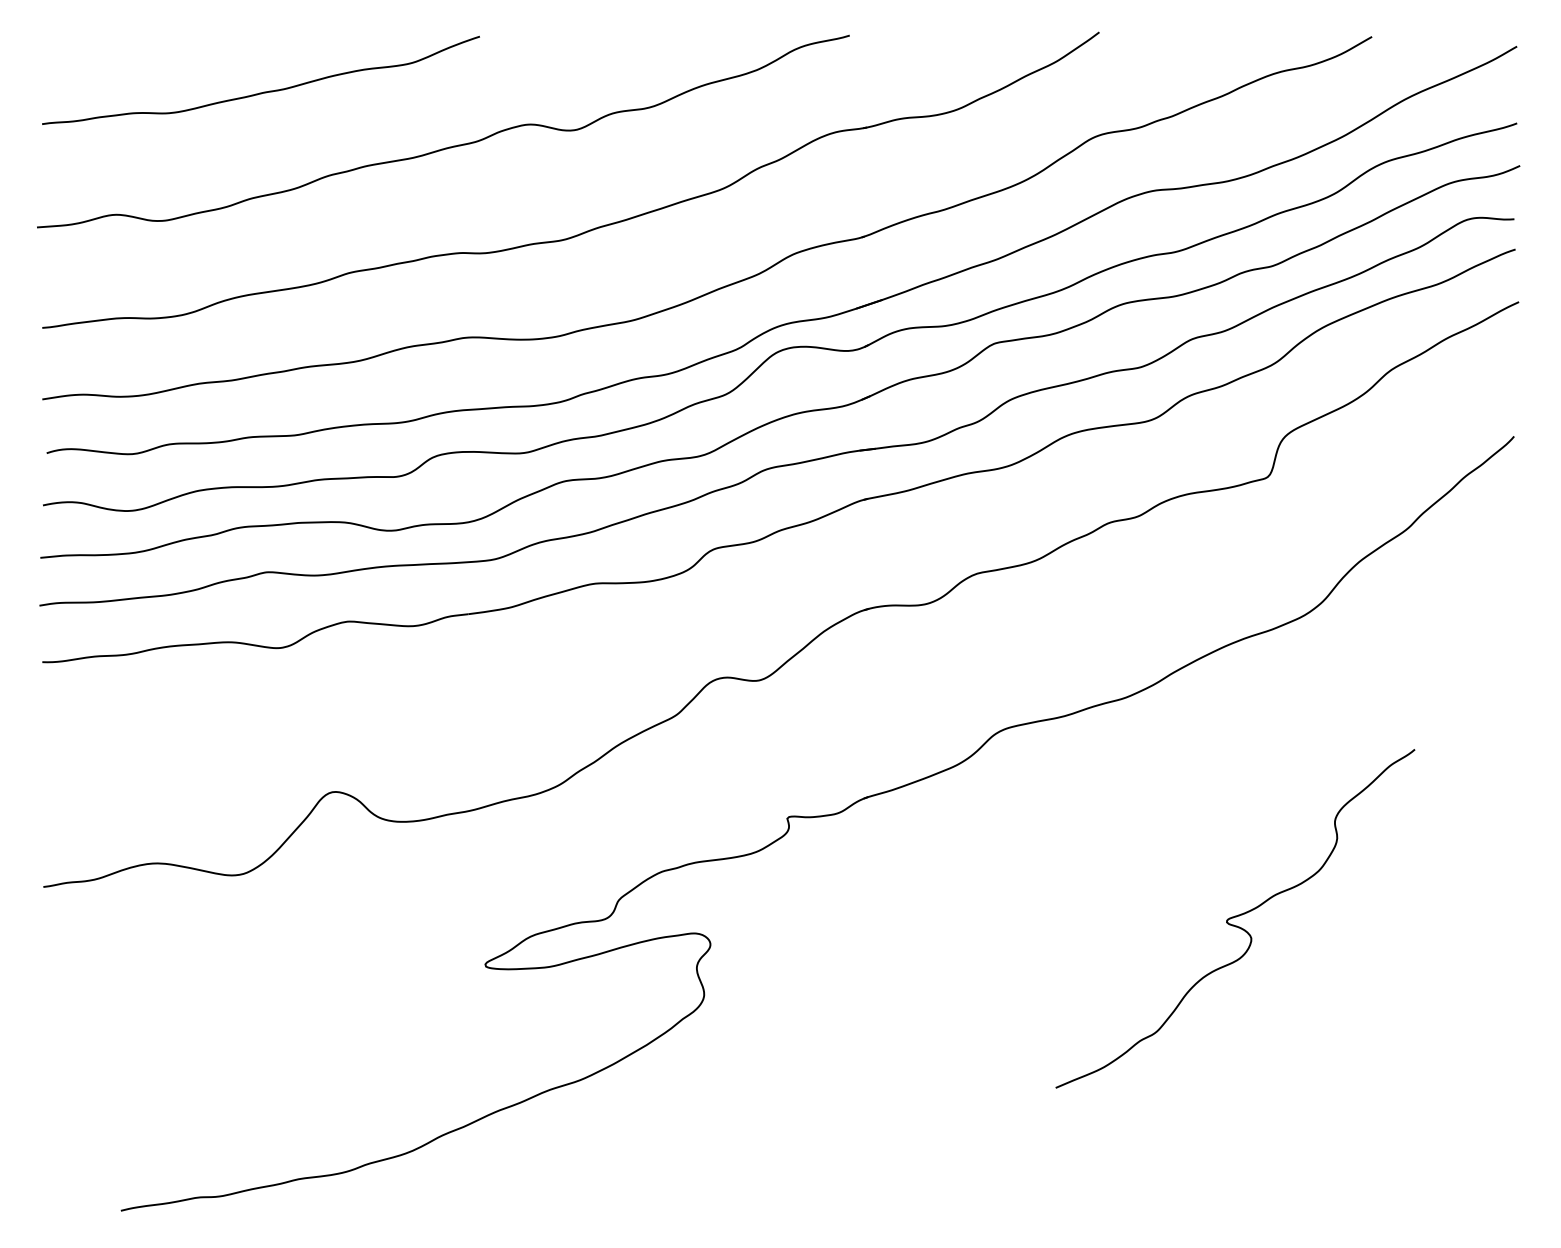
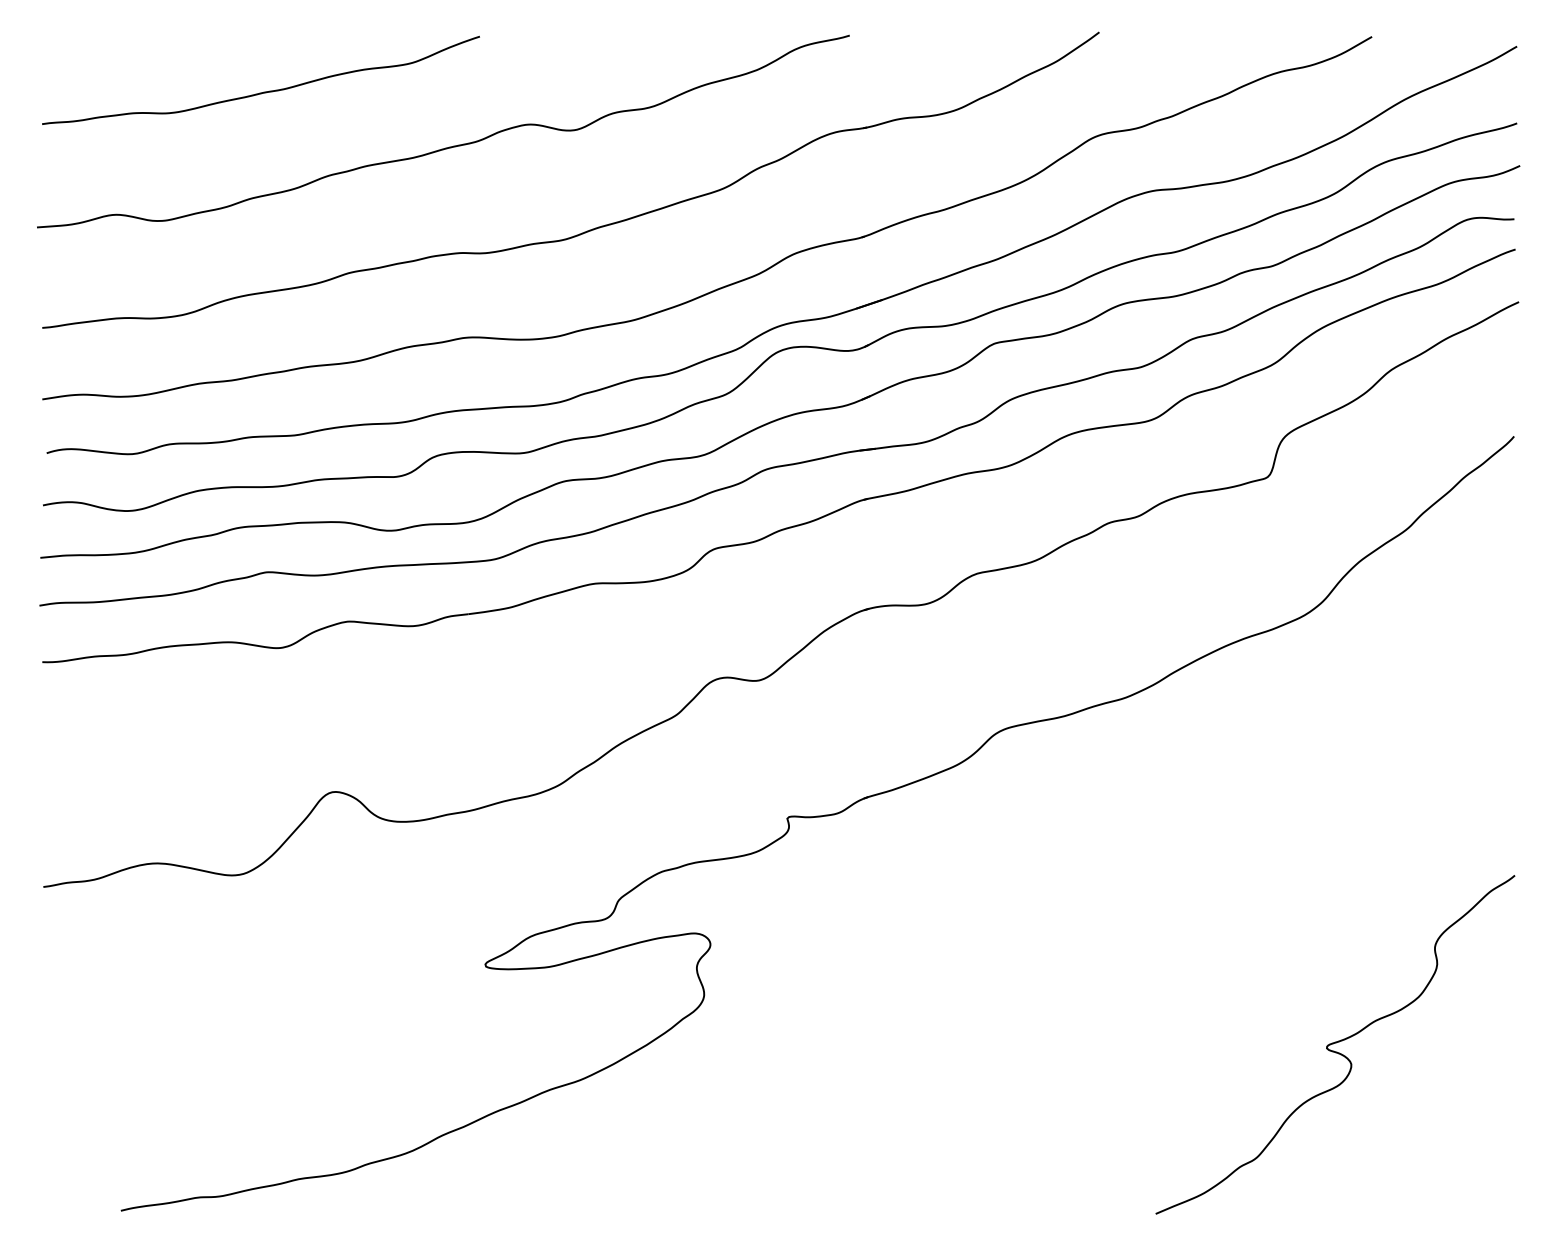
curve position: (1235, 917) -> (1335, 1043) (1335, 1043)
